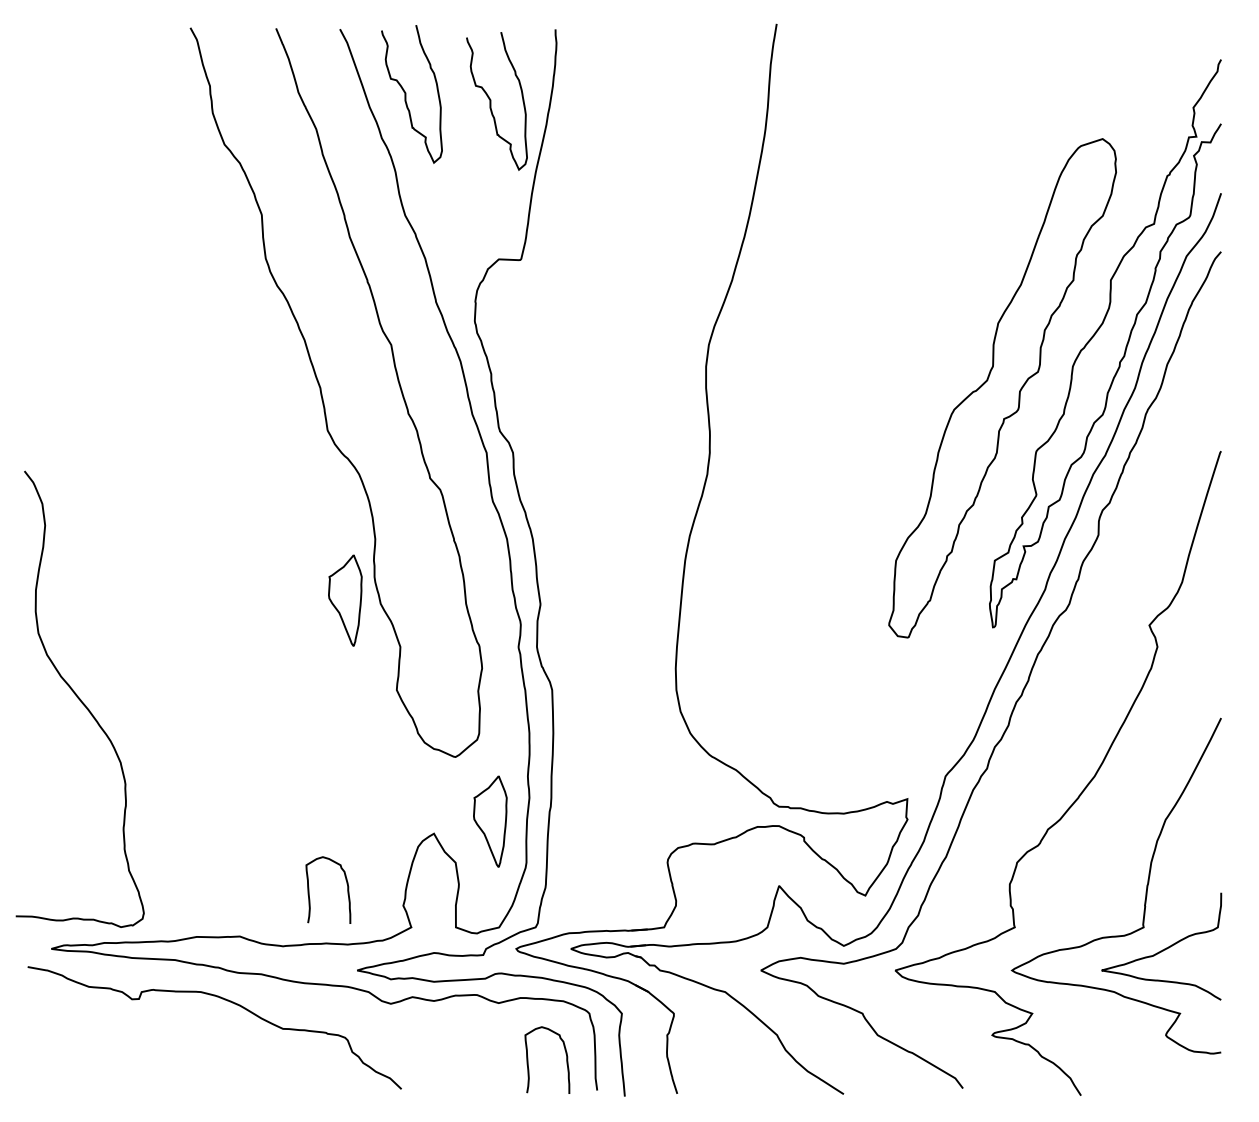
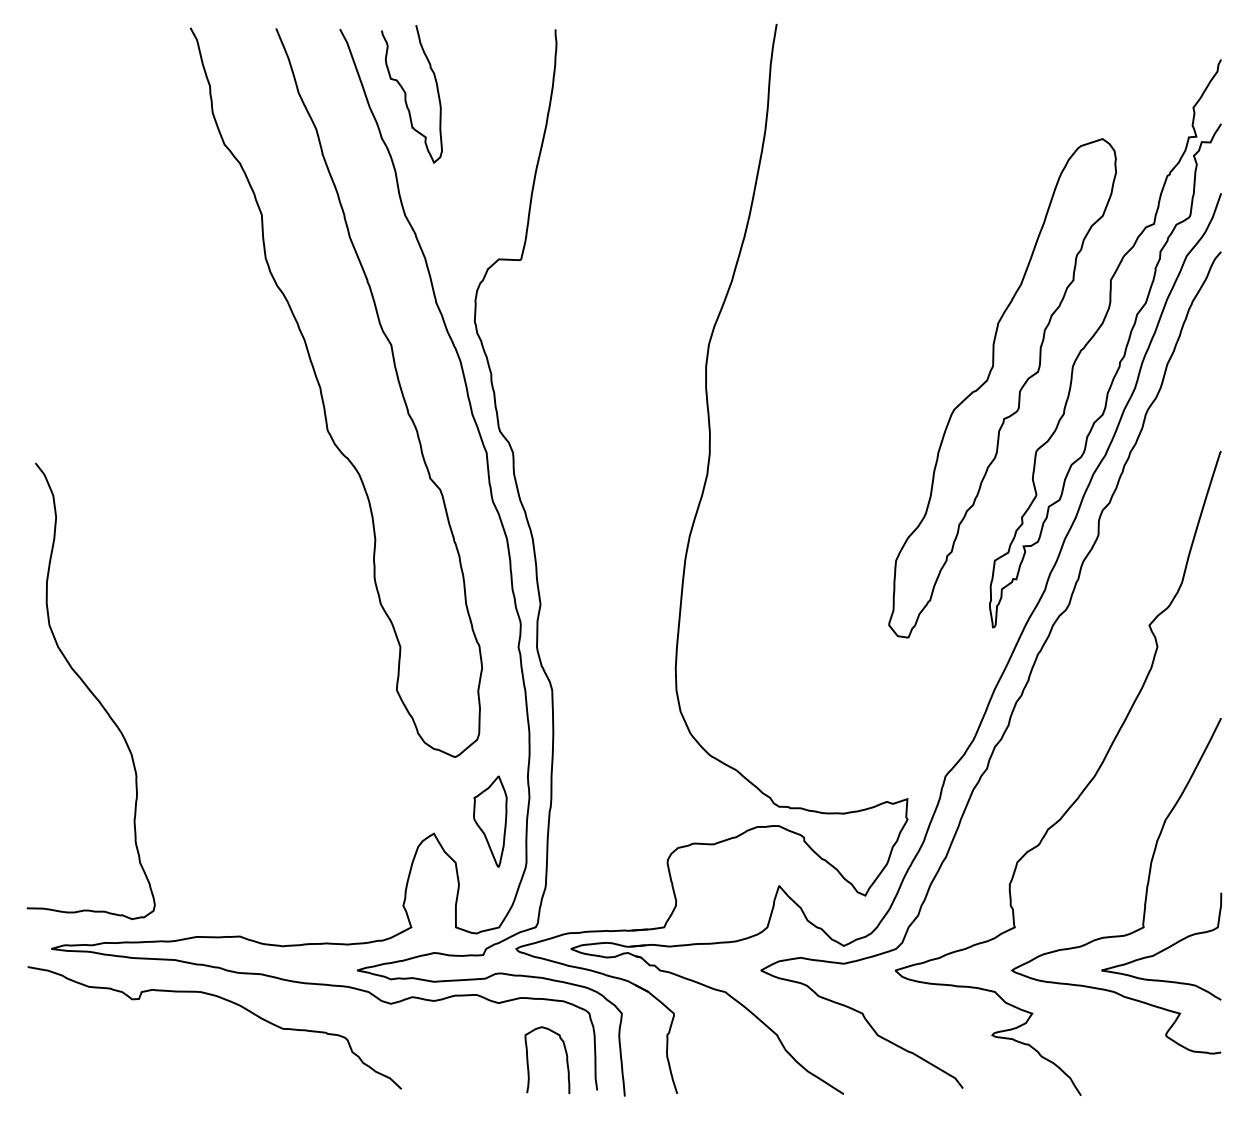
curve: present -> none (491, 101)
part: present -> none (345, 600)
curve position: (79, 698) -> (90, 690) (90, 690)
curve: present -> none (346, 884)
